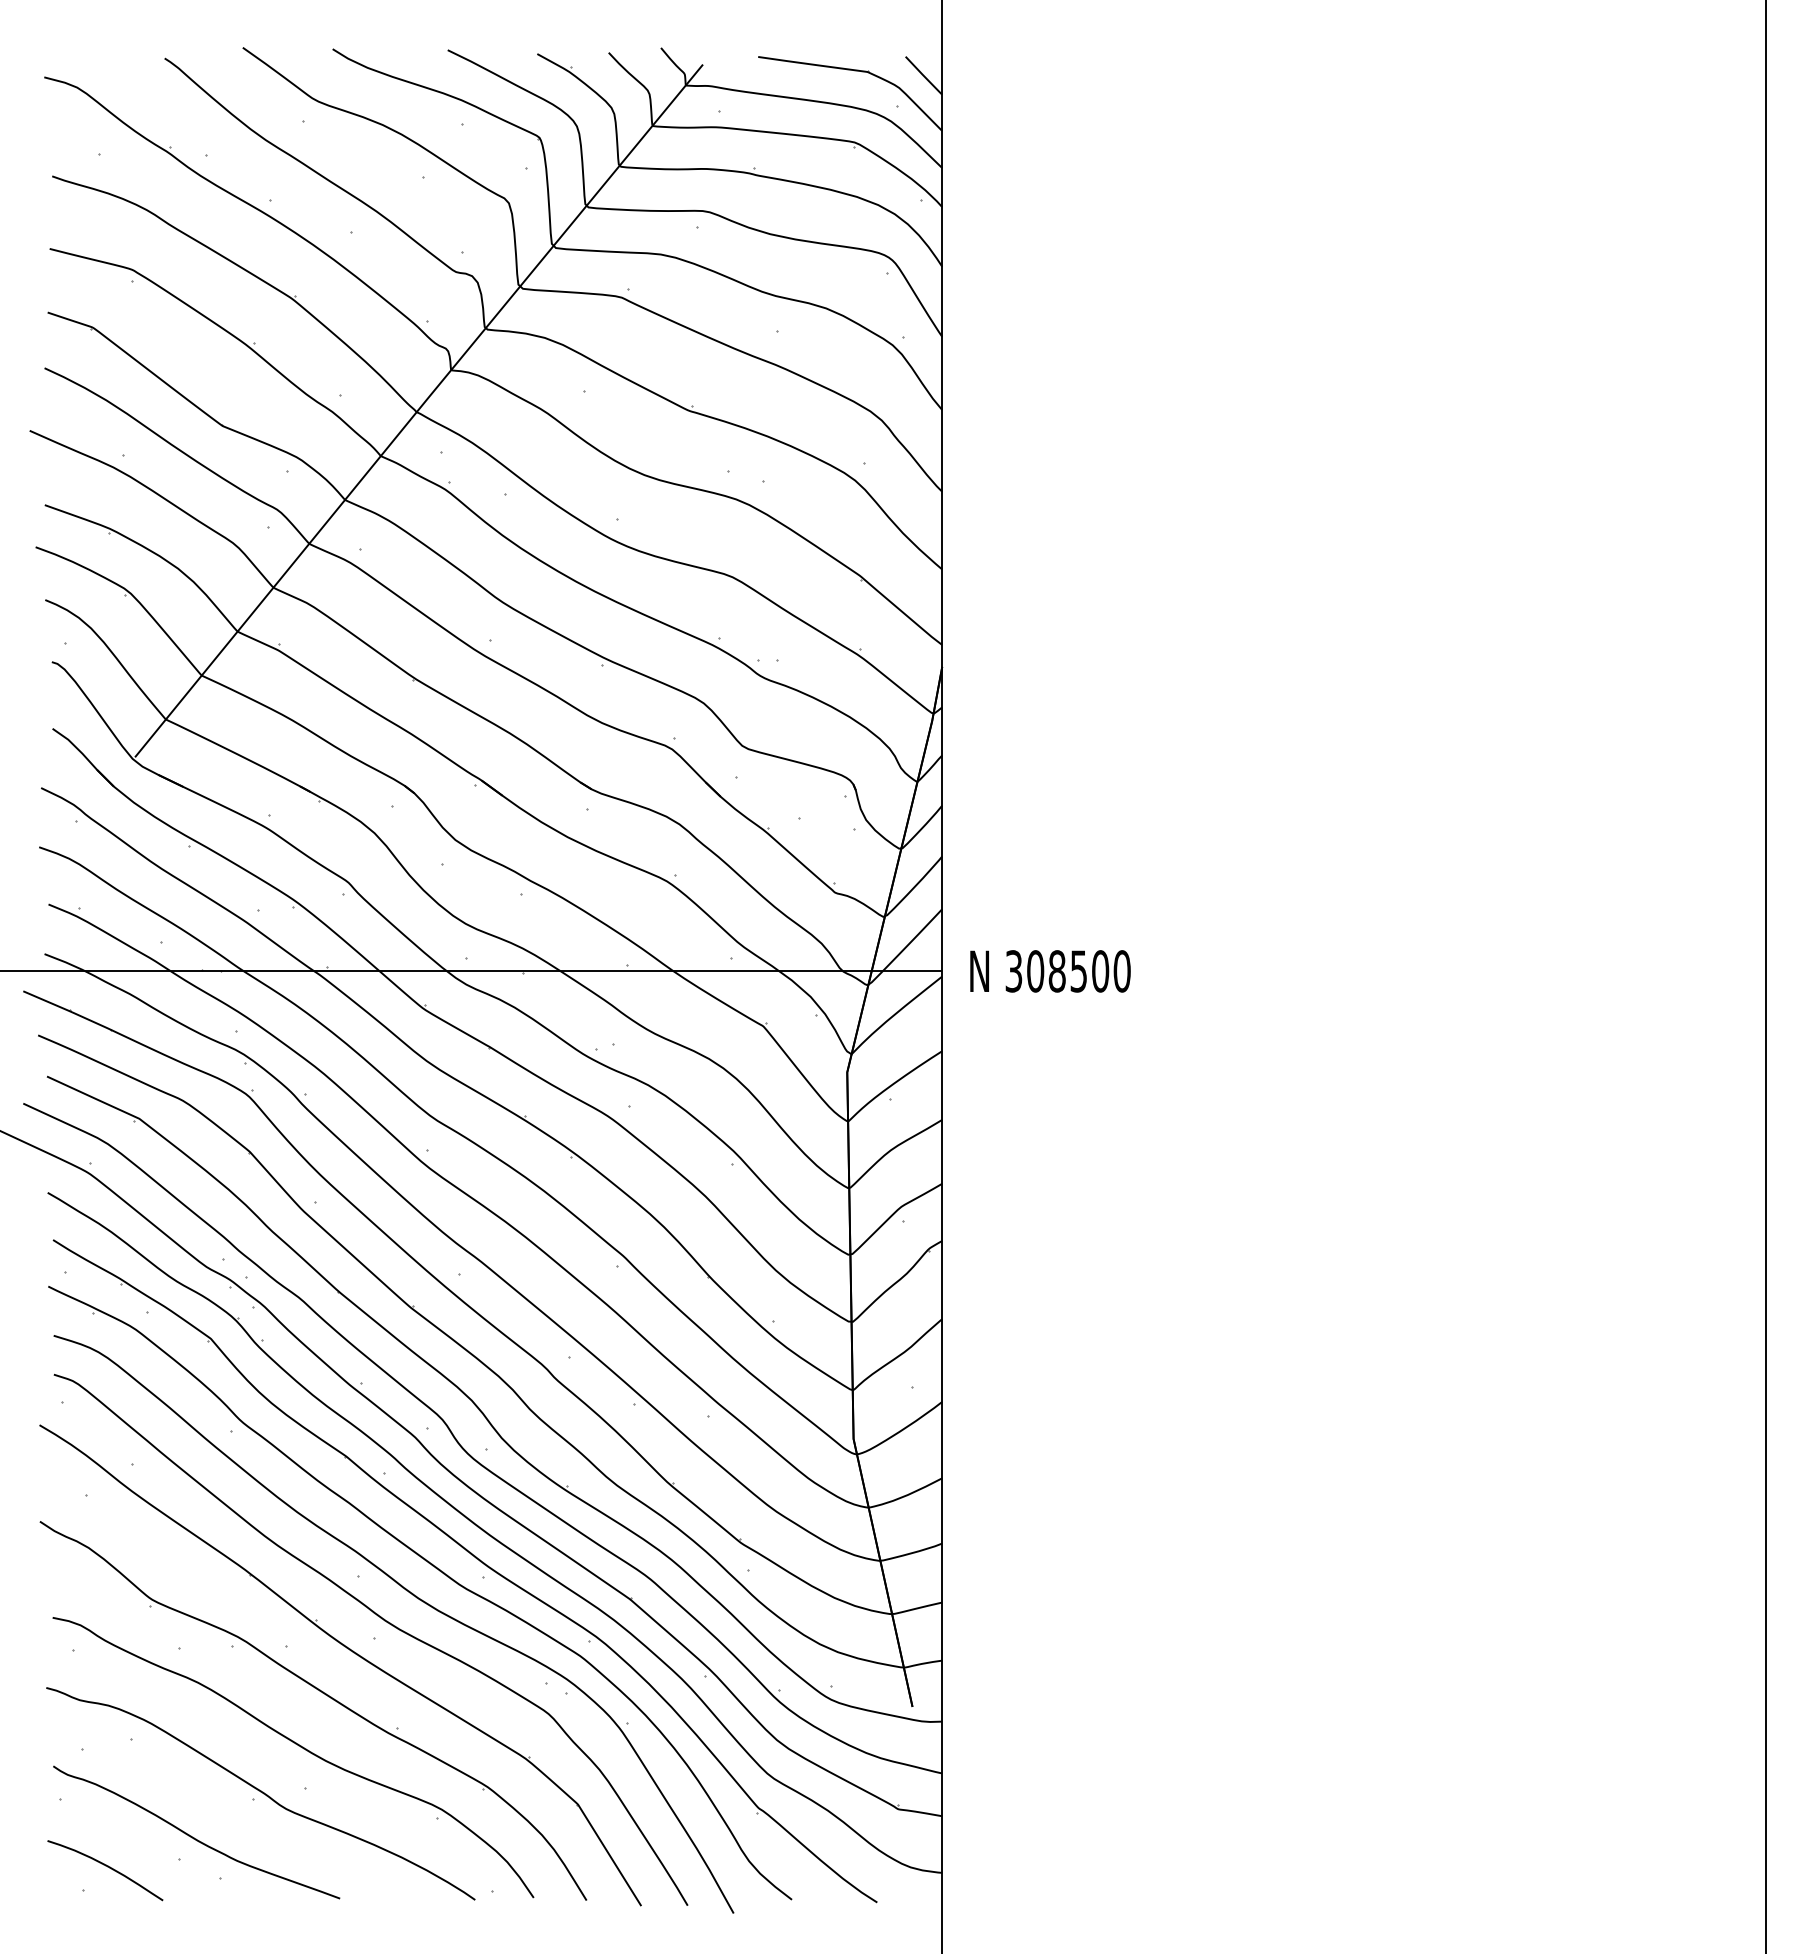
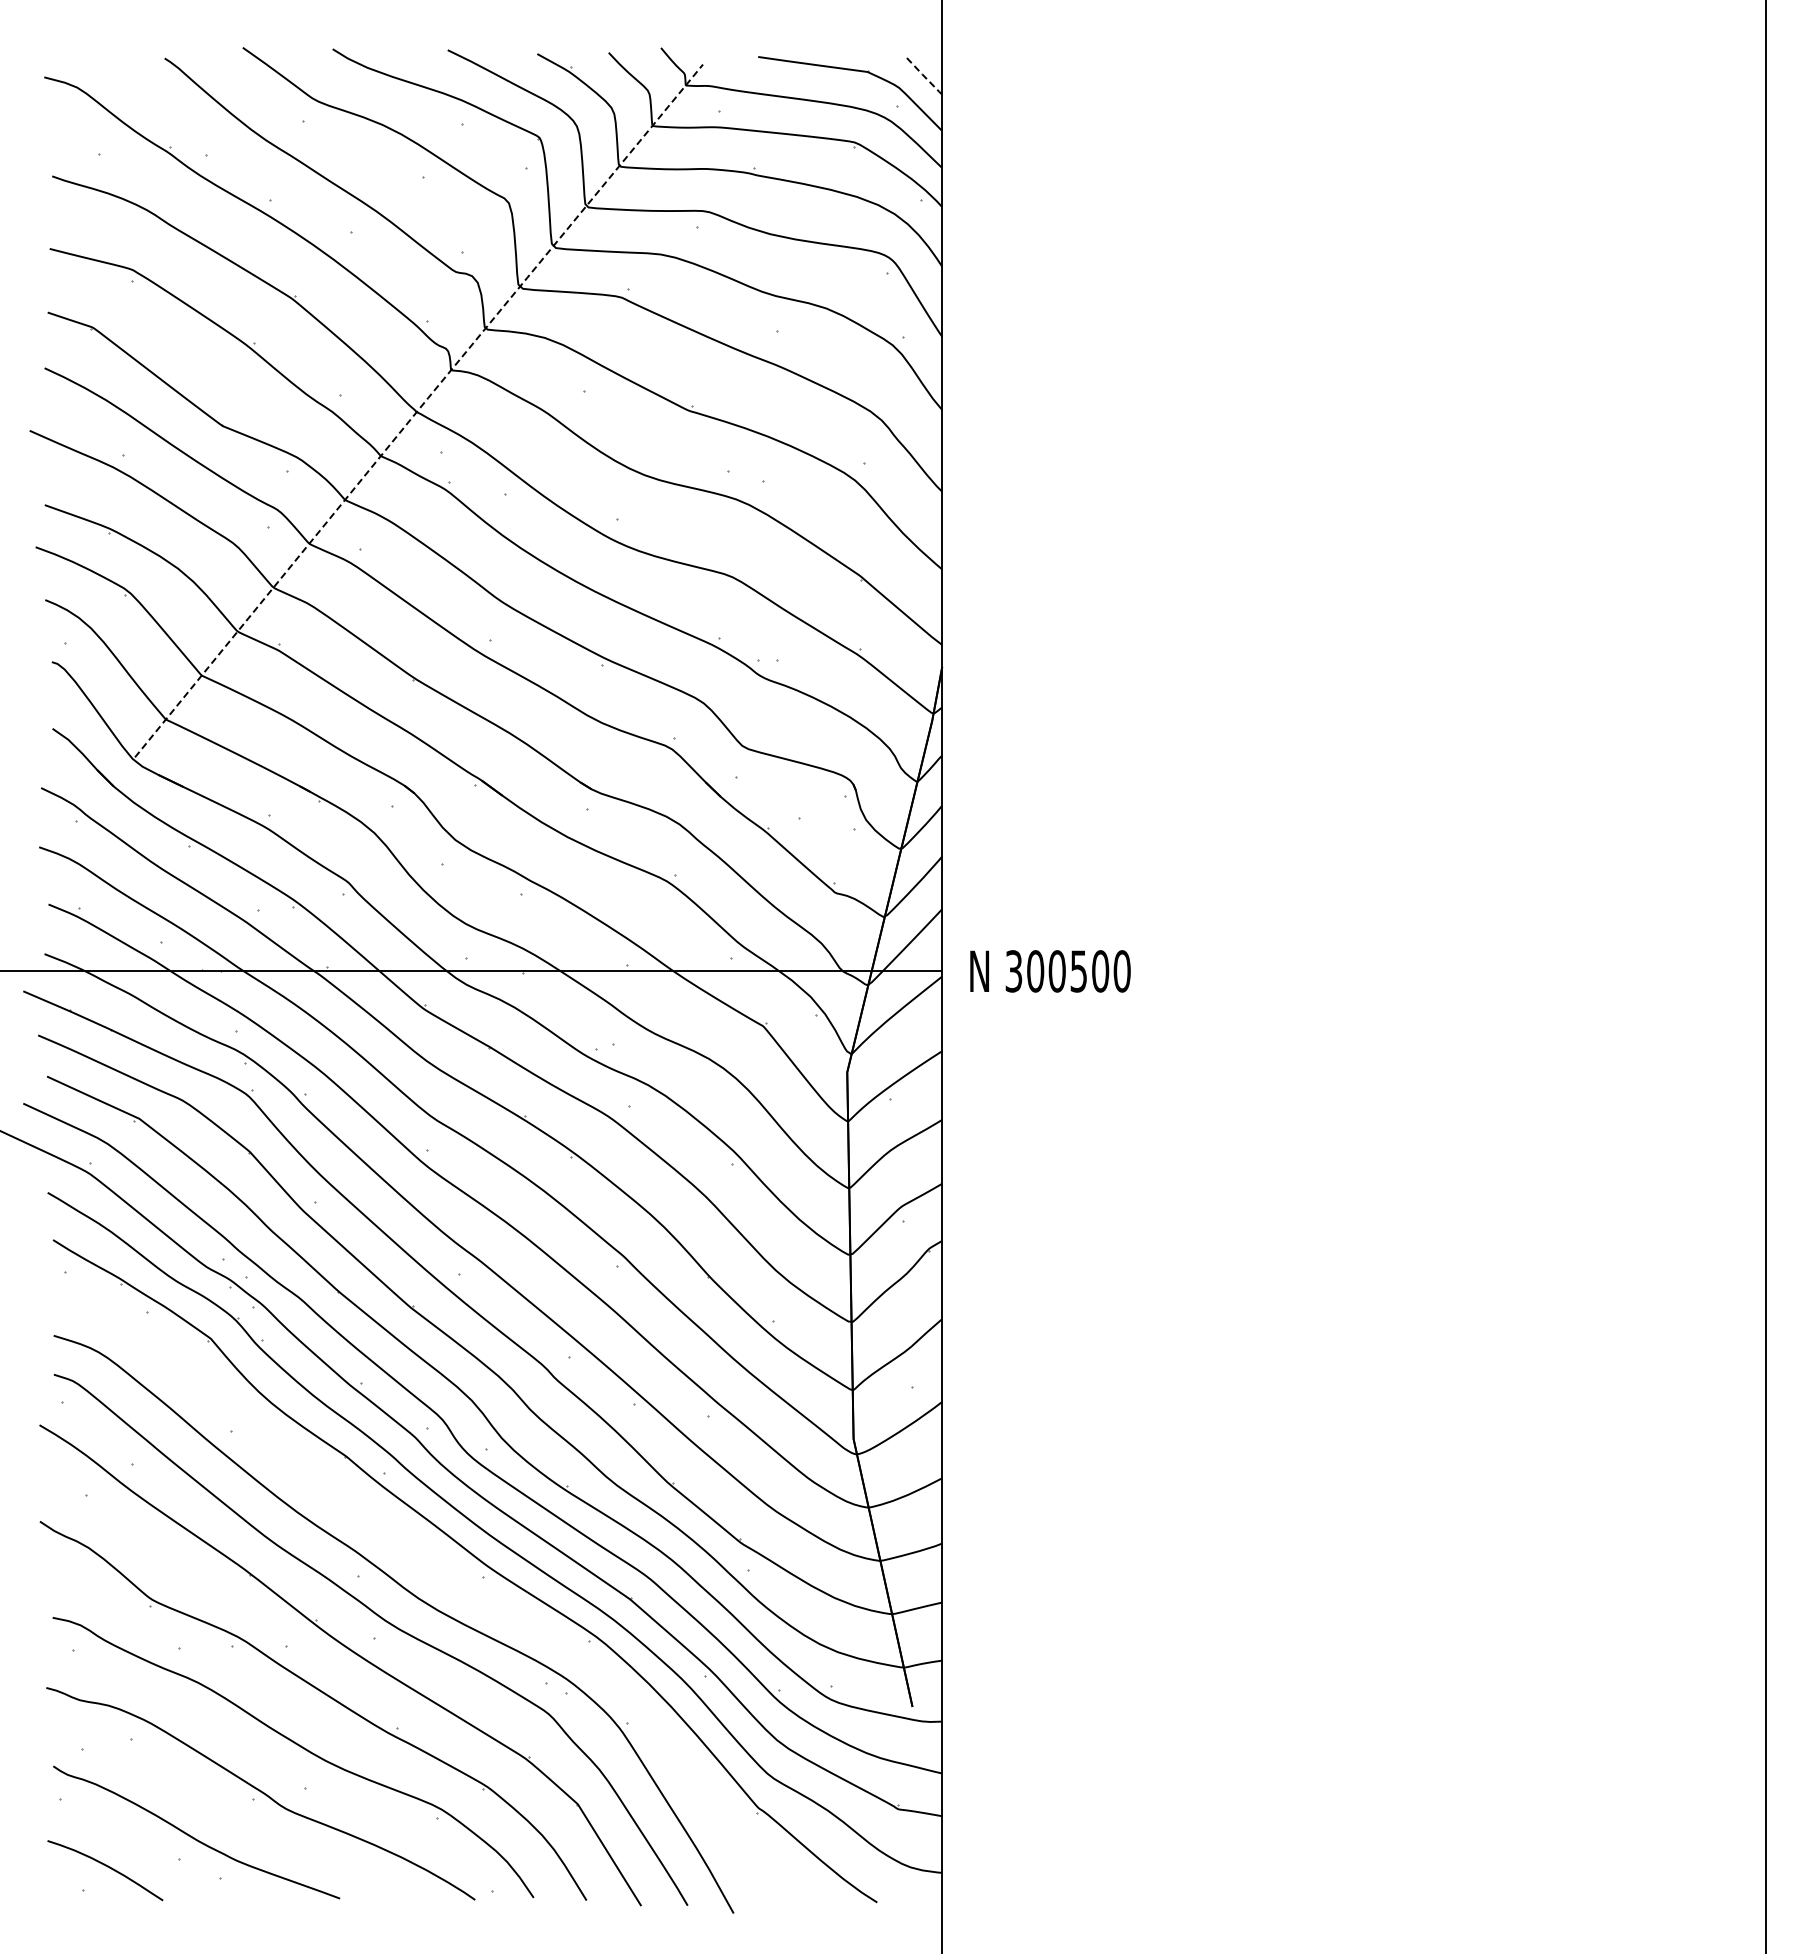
line: solid -> dashed (923, 75)
line: solid -> dashed (418, 409)
text: 308500 -> 300500 (1056, 971)
part: present -> none (436, 1569)
